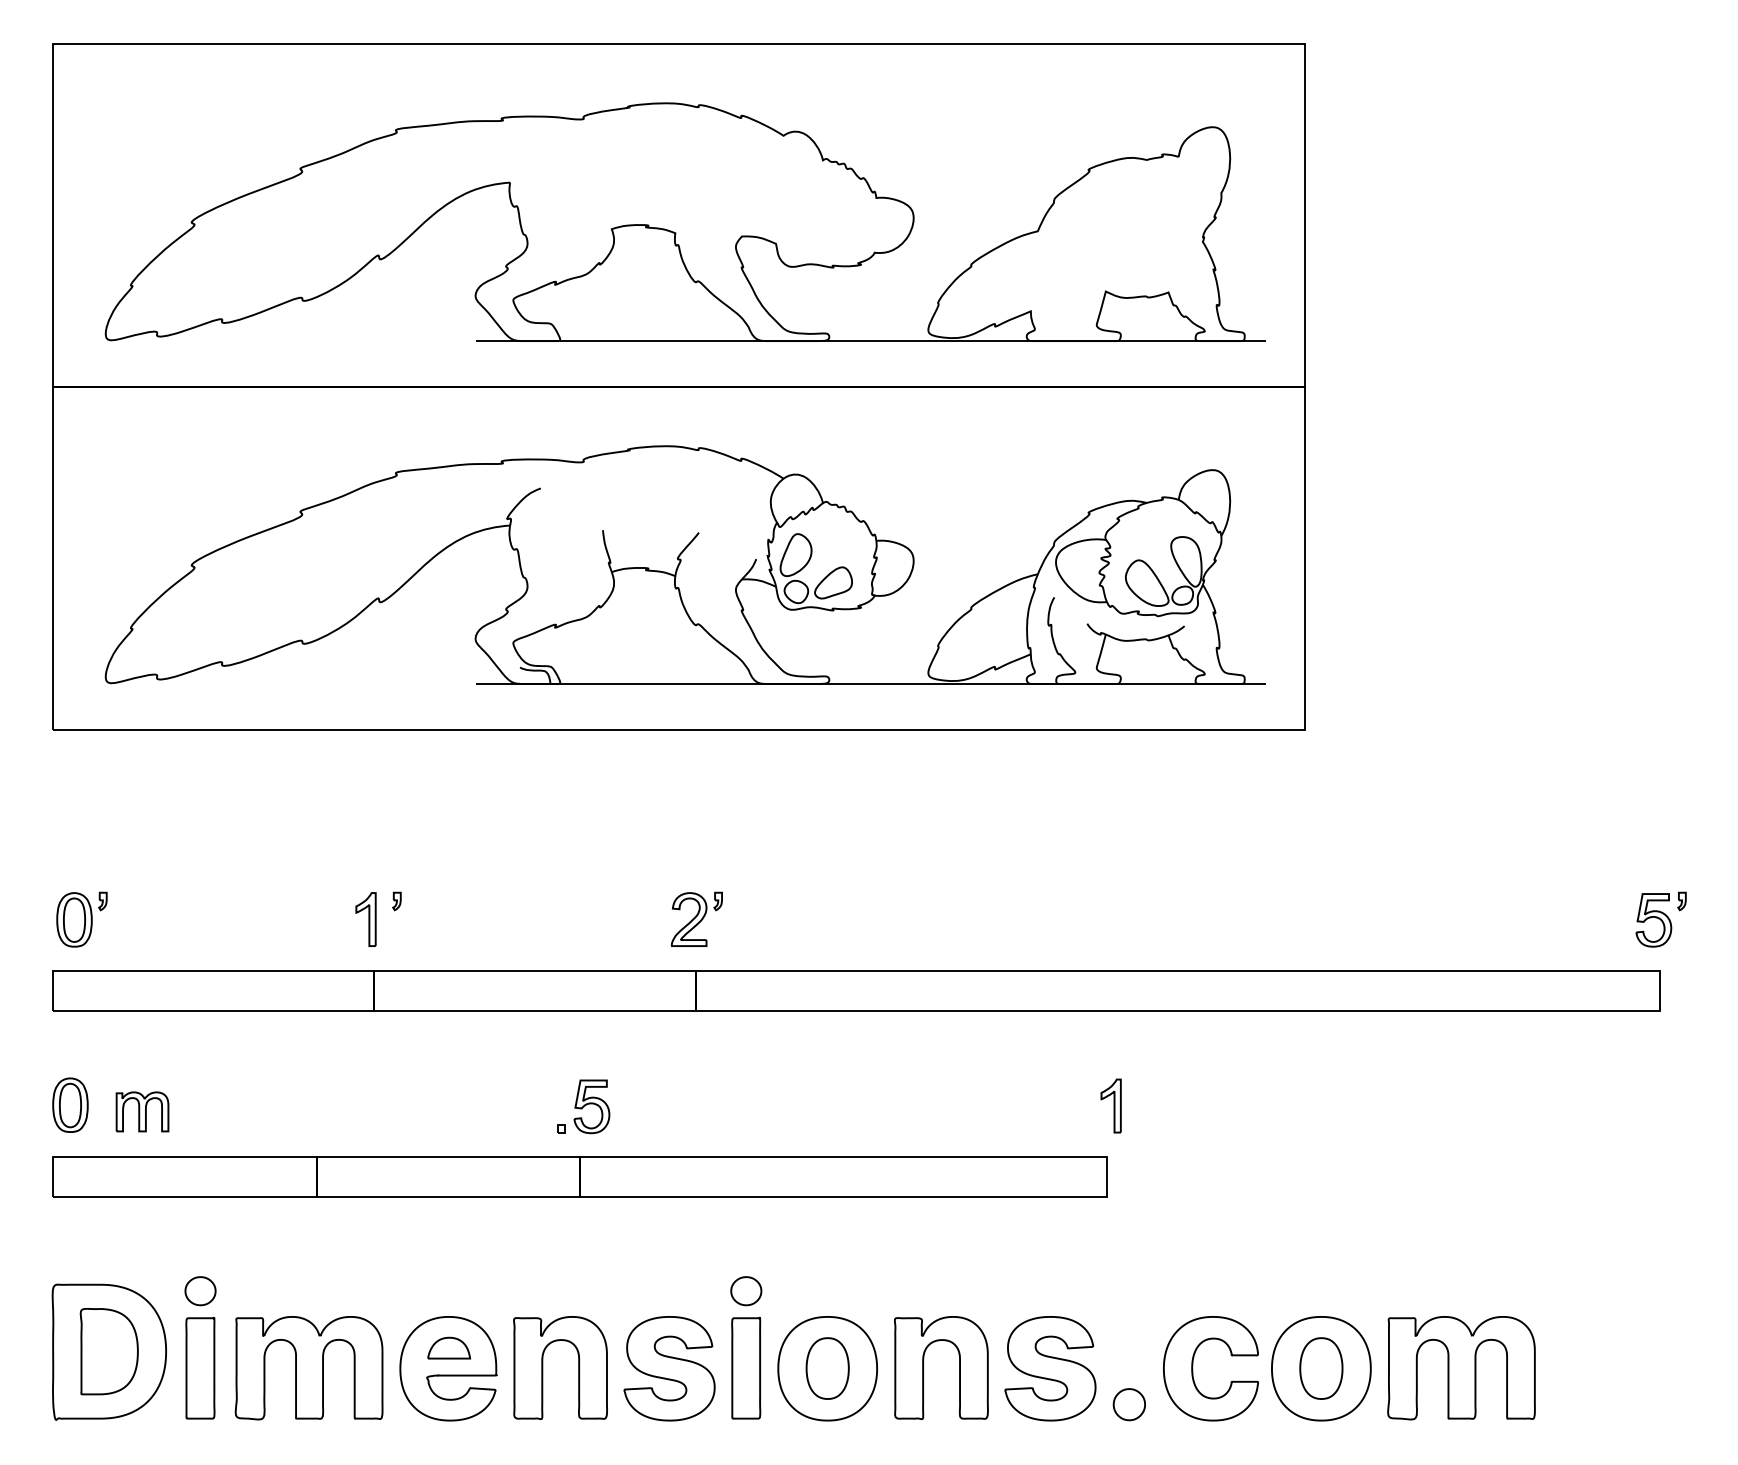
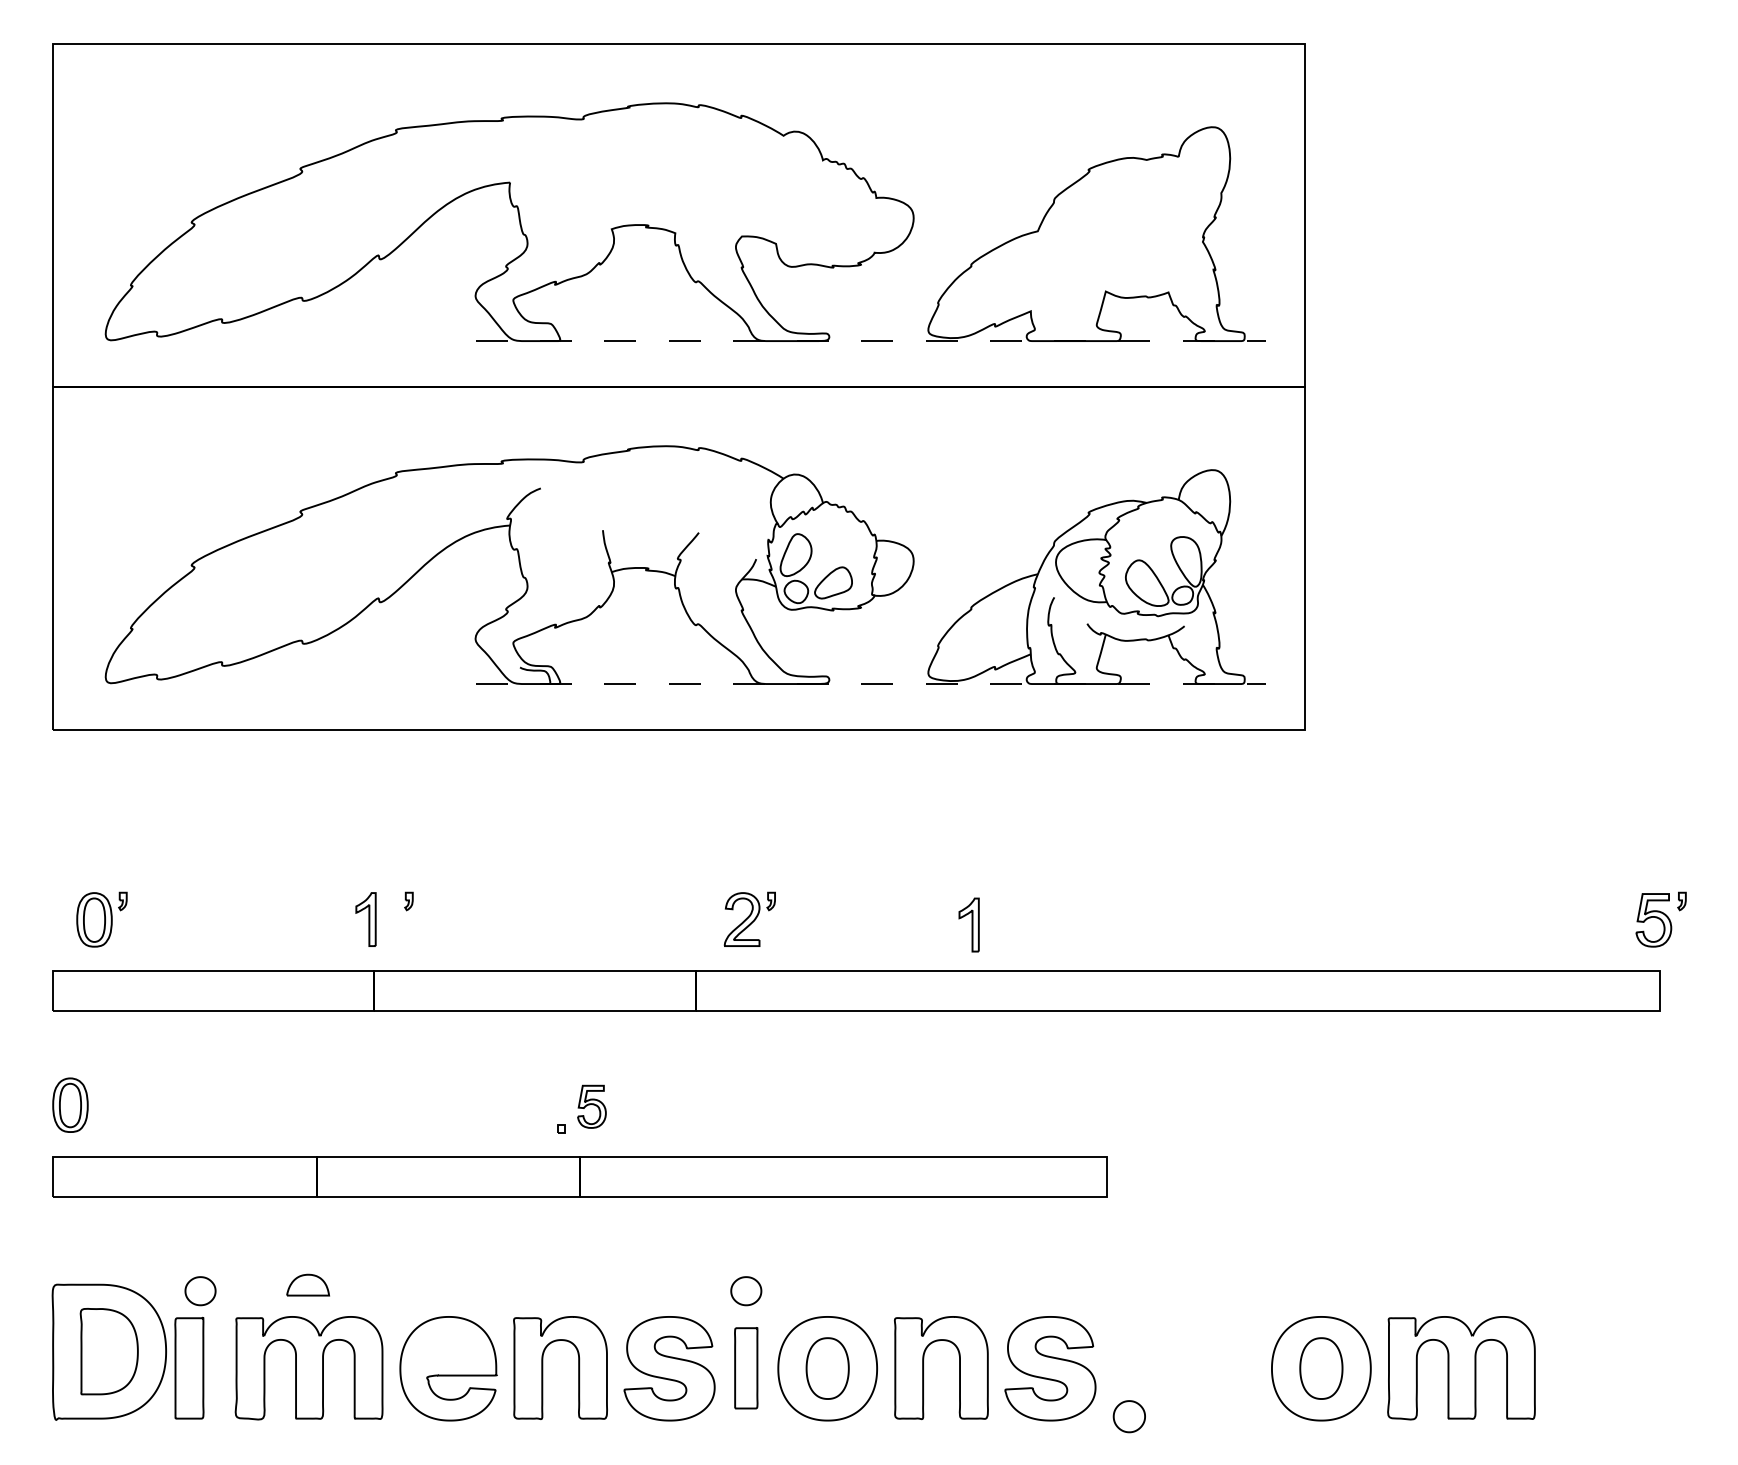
line: solid -> dashed (870, 341)
line: solid -> dashed (870, 684)
part position: (396, 901) -> (408, 901) (408, 901)
part position: (696, 918) -> (749, 918) (749, 918)
part position: (81, 919) -> (101, 919) (101, 919)
part position: (1110, 1105) -> (968, 924) (968, 924)
part size: 38x56 px -> 30x45 px (591, 1106)
part: present -> none (142, 1111)
part position: (448, 1347) -> (307, 1284) (307, 1284)
part position: (200, 1367) -> (189, 1367) (189, 1367)
part size: 31x104 px -> 25x83 px (746, 1368)
part: present -> none (1193, 1368)
part position: (1128, 1404) -> (1128, 1416) (1128, 1416)
